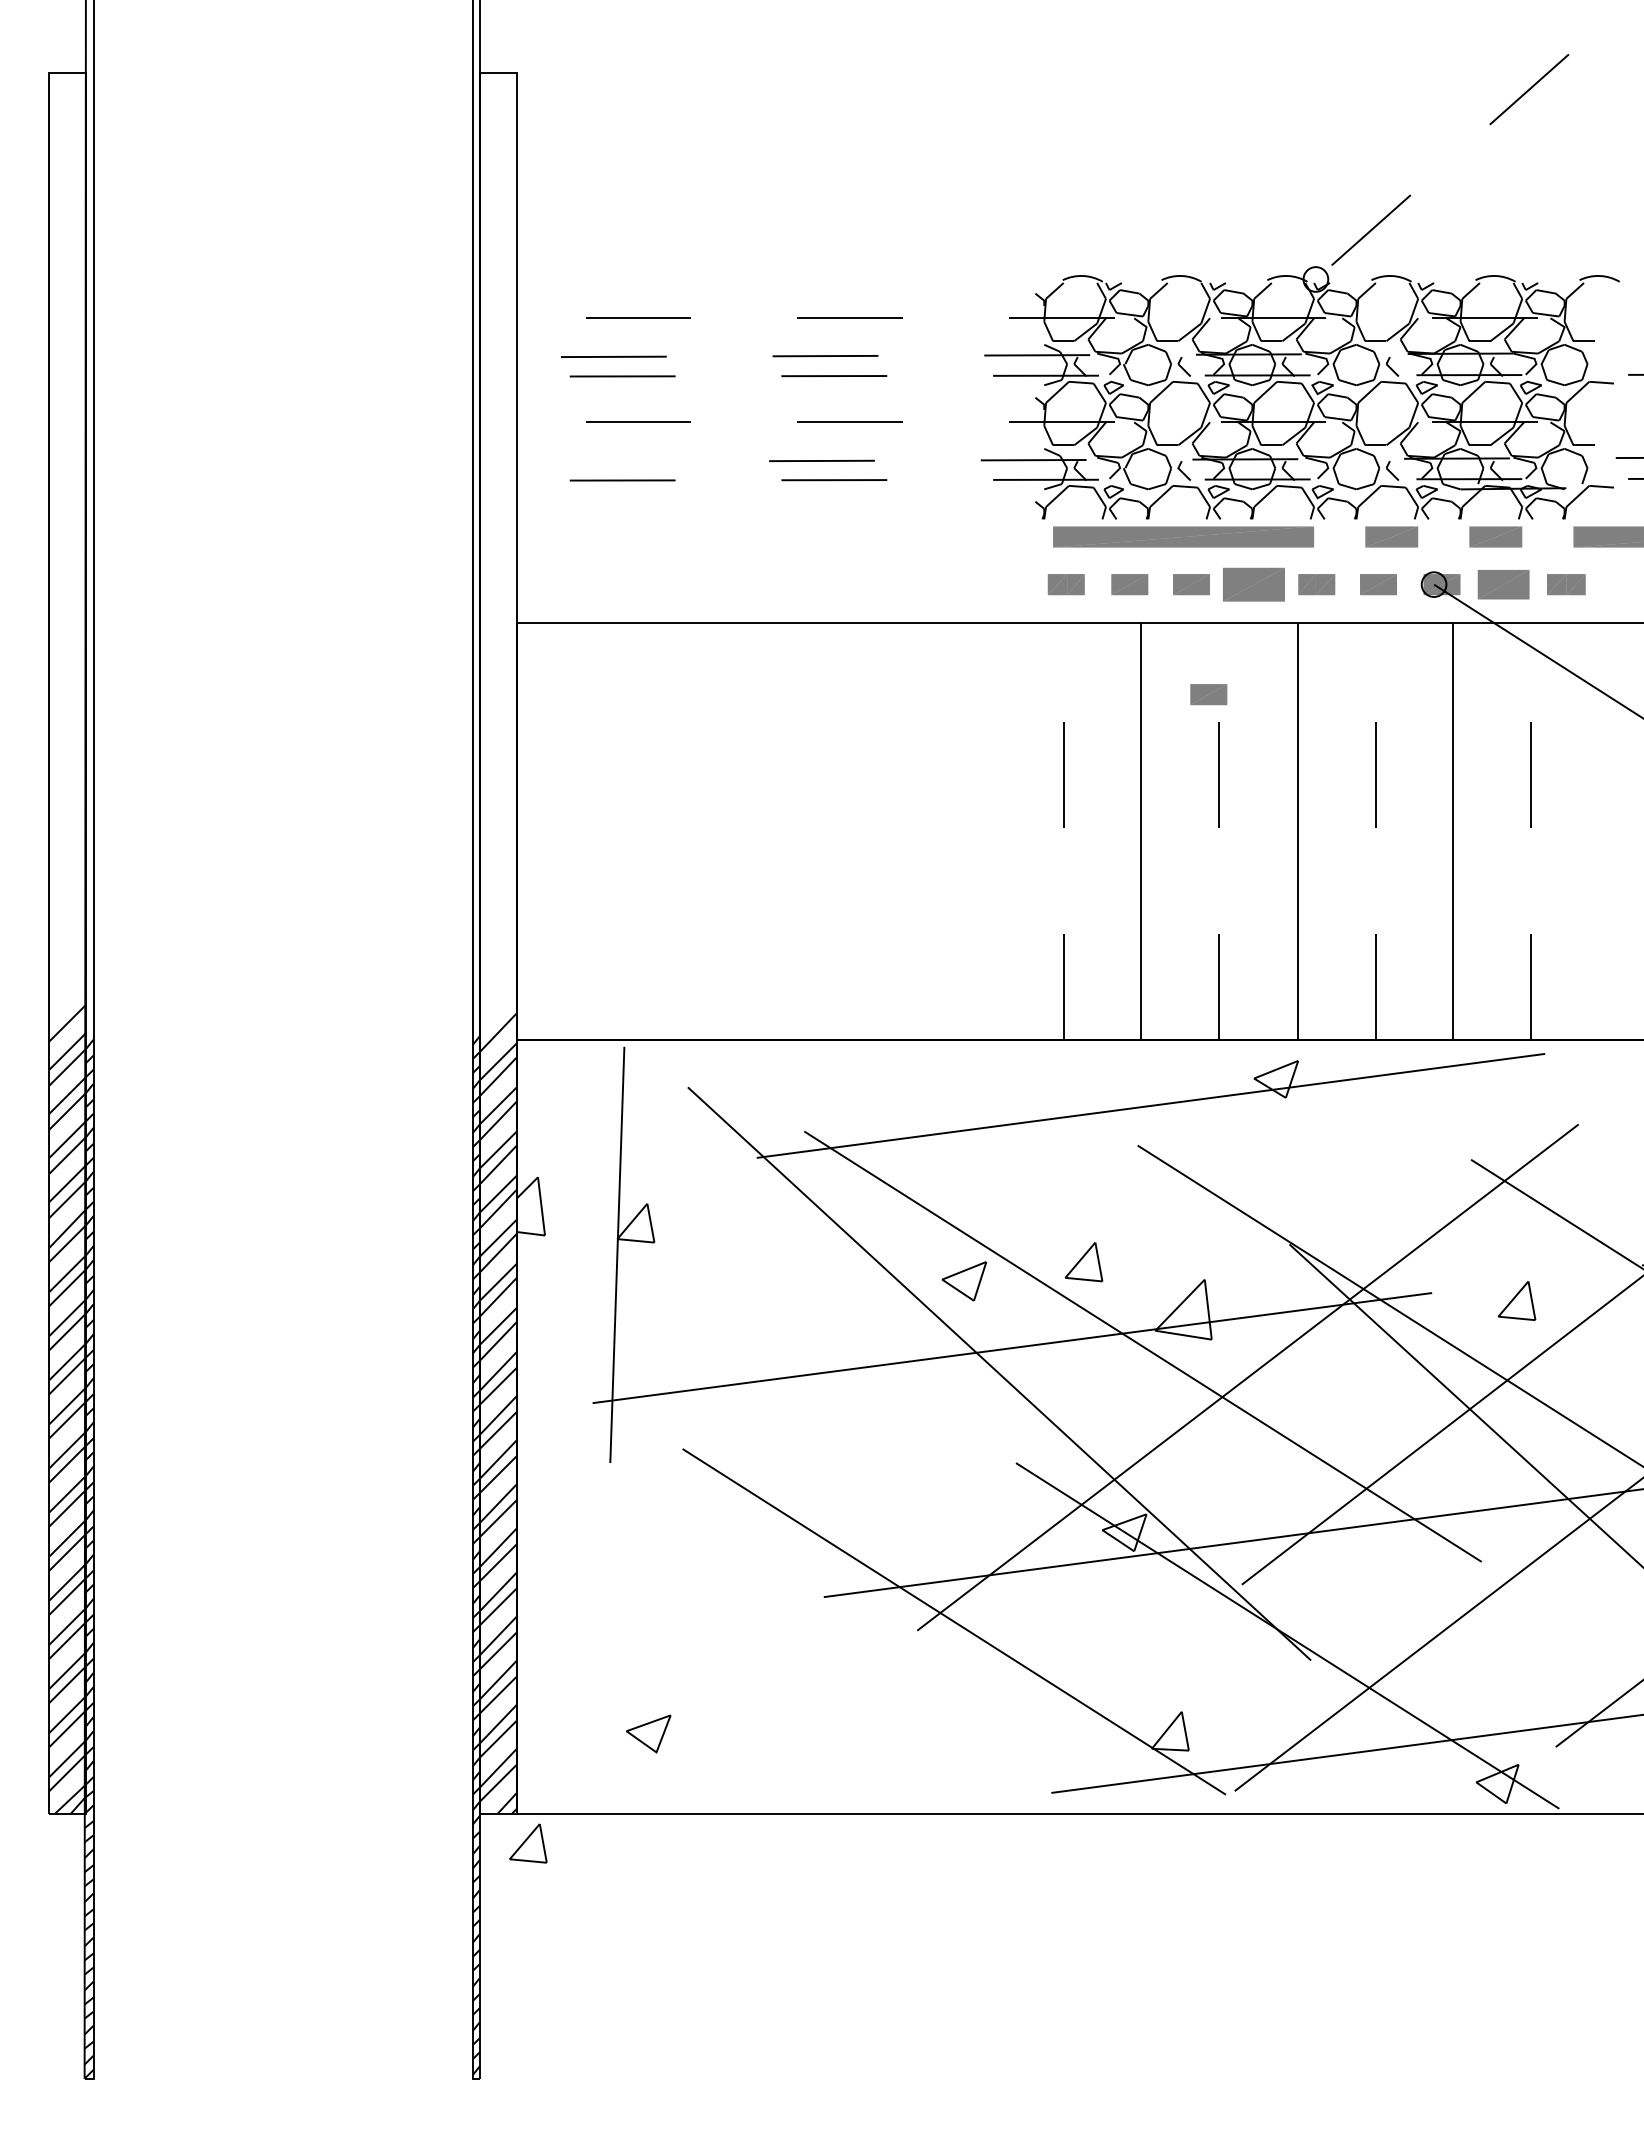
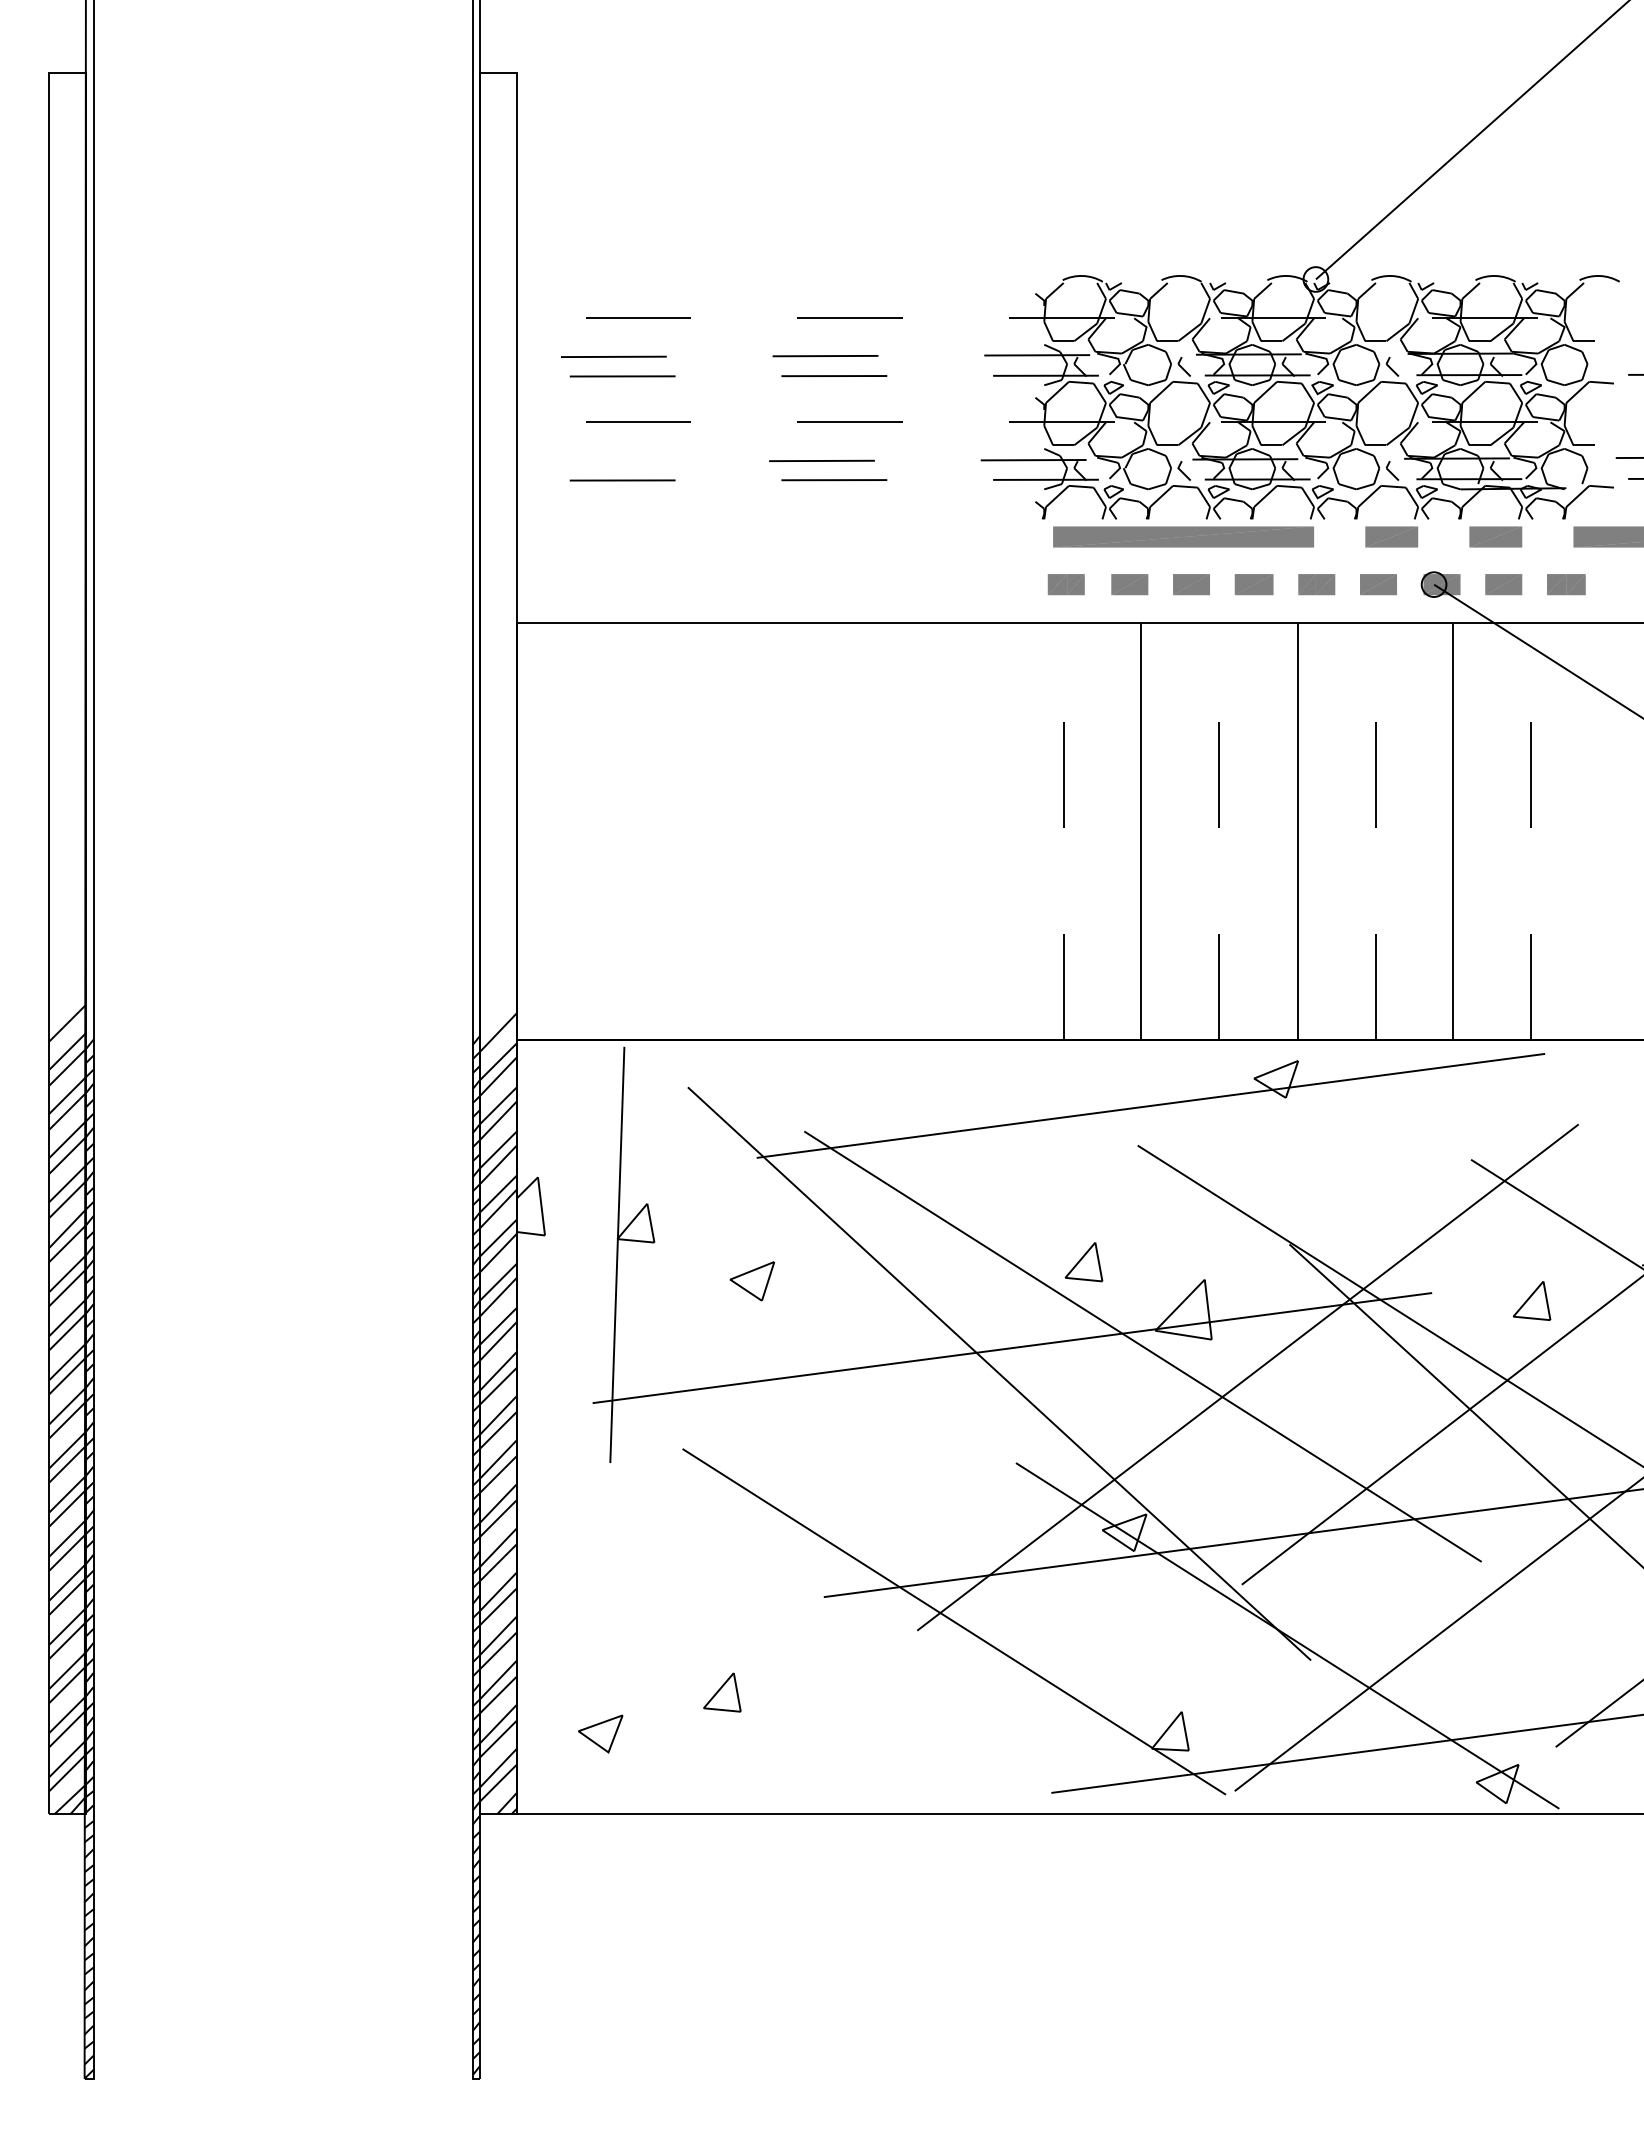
line: dashed -> solid (1472, 139)
part size: 62x34 px -> 39x21 px (1254, 584)
part size: 53x30 px -> 38x21 px (1503, 584)
part: present -> none (1208, 694)
part position: (964, 1281) -> (752, 1281) (752, 1281)
part position: (1516, 1300) -> (1531, 1300) (1531, 1300)
part position: (648, 1733) -> (600, 1733) (600, 1733)
part position: (528, 1843) -> (722, 1692) (722, 1692)
